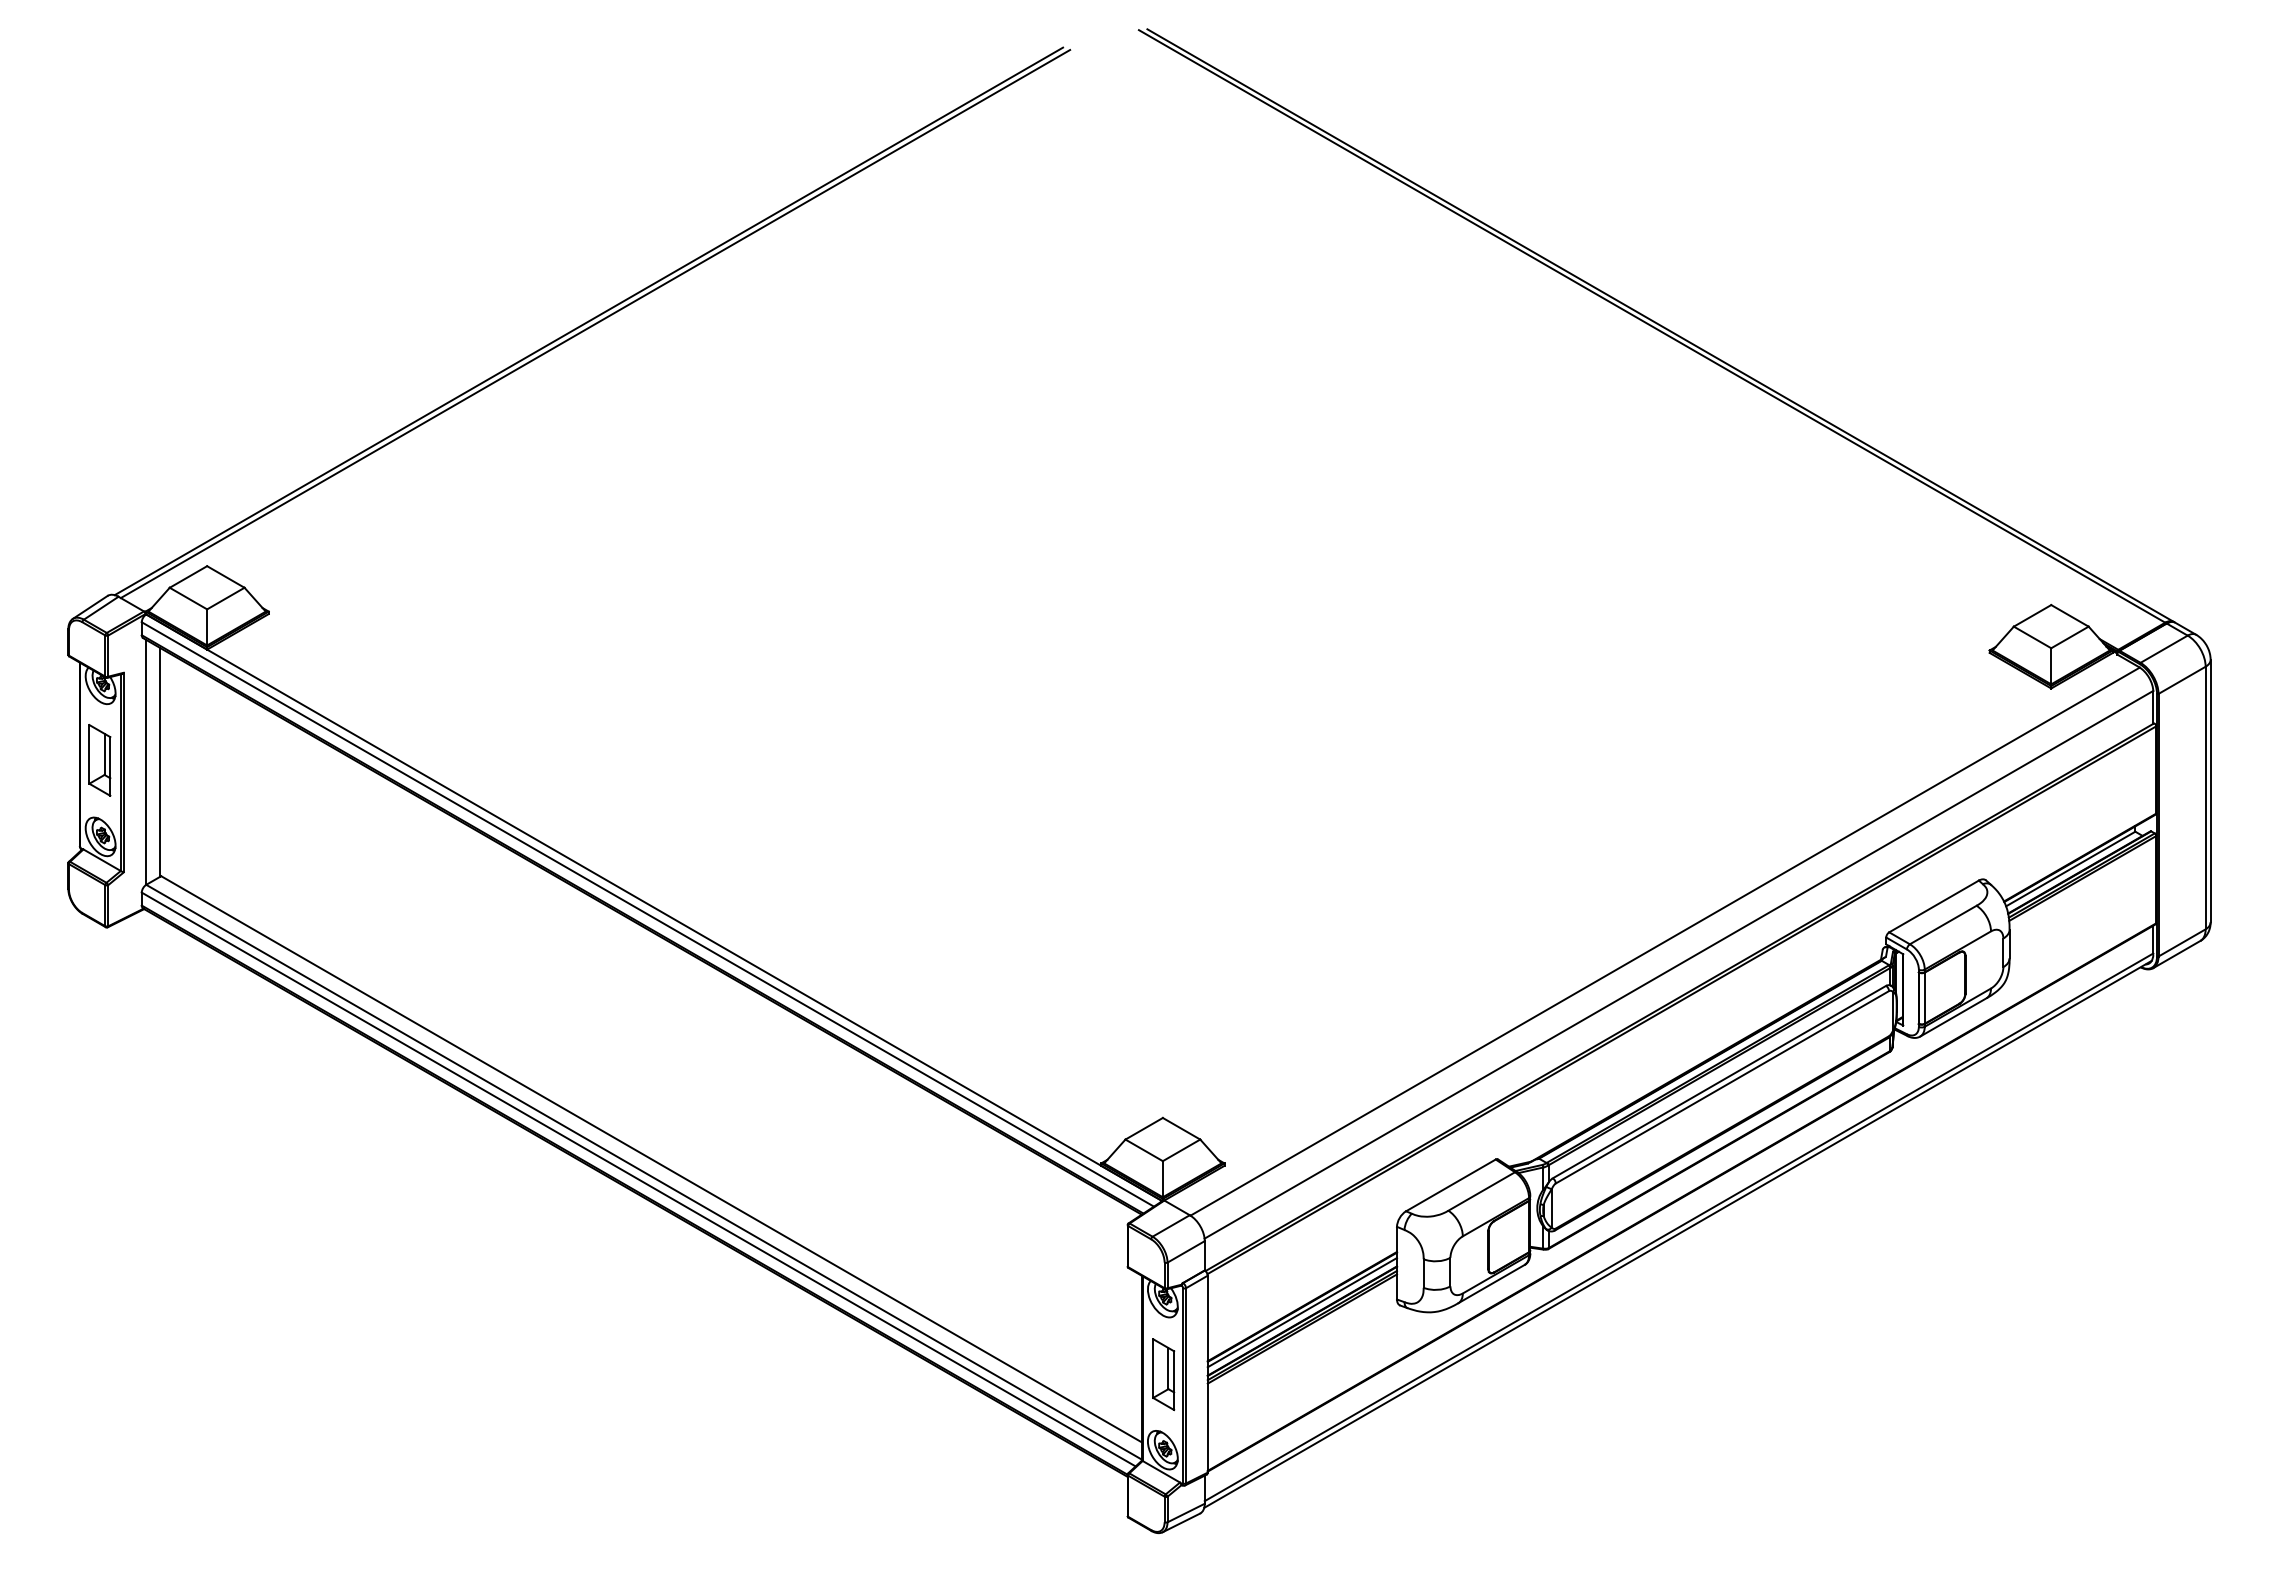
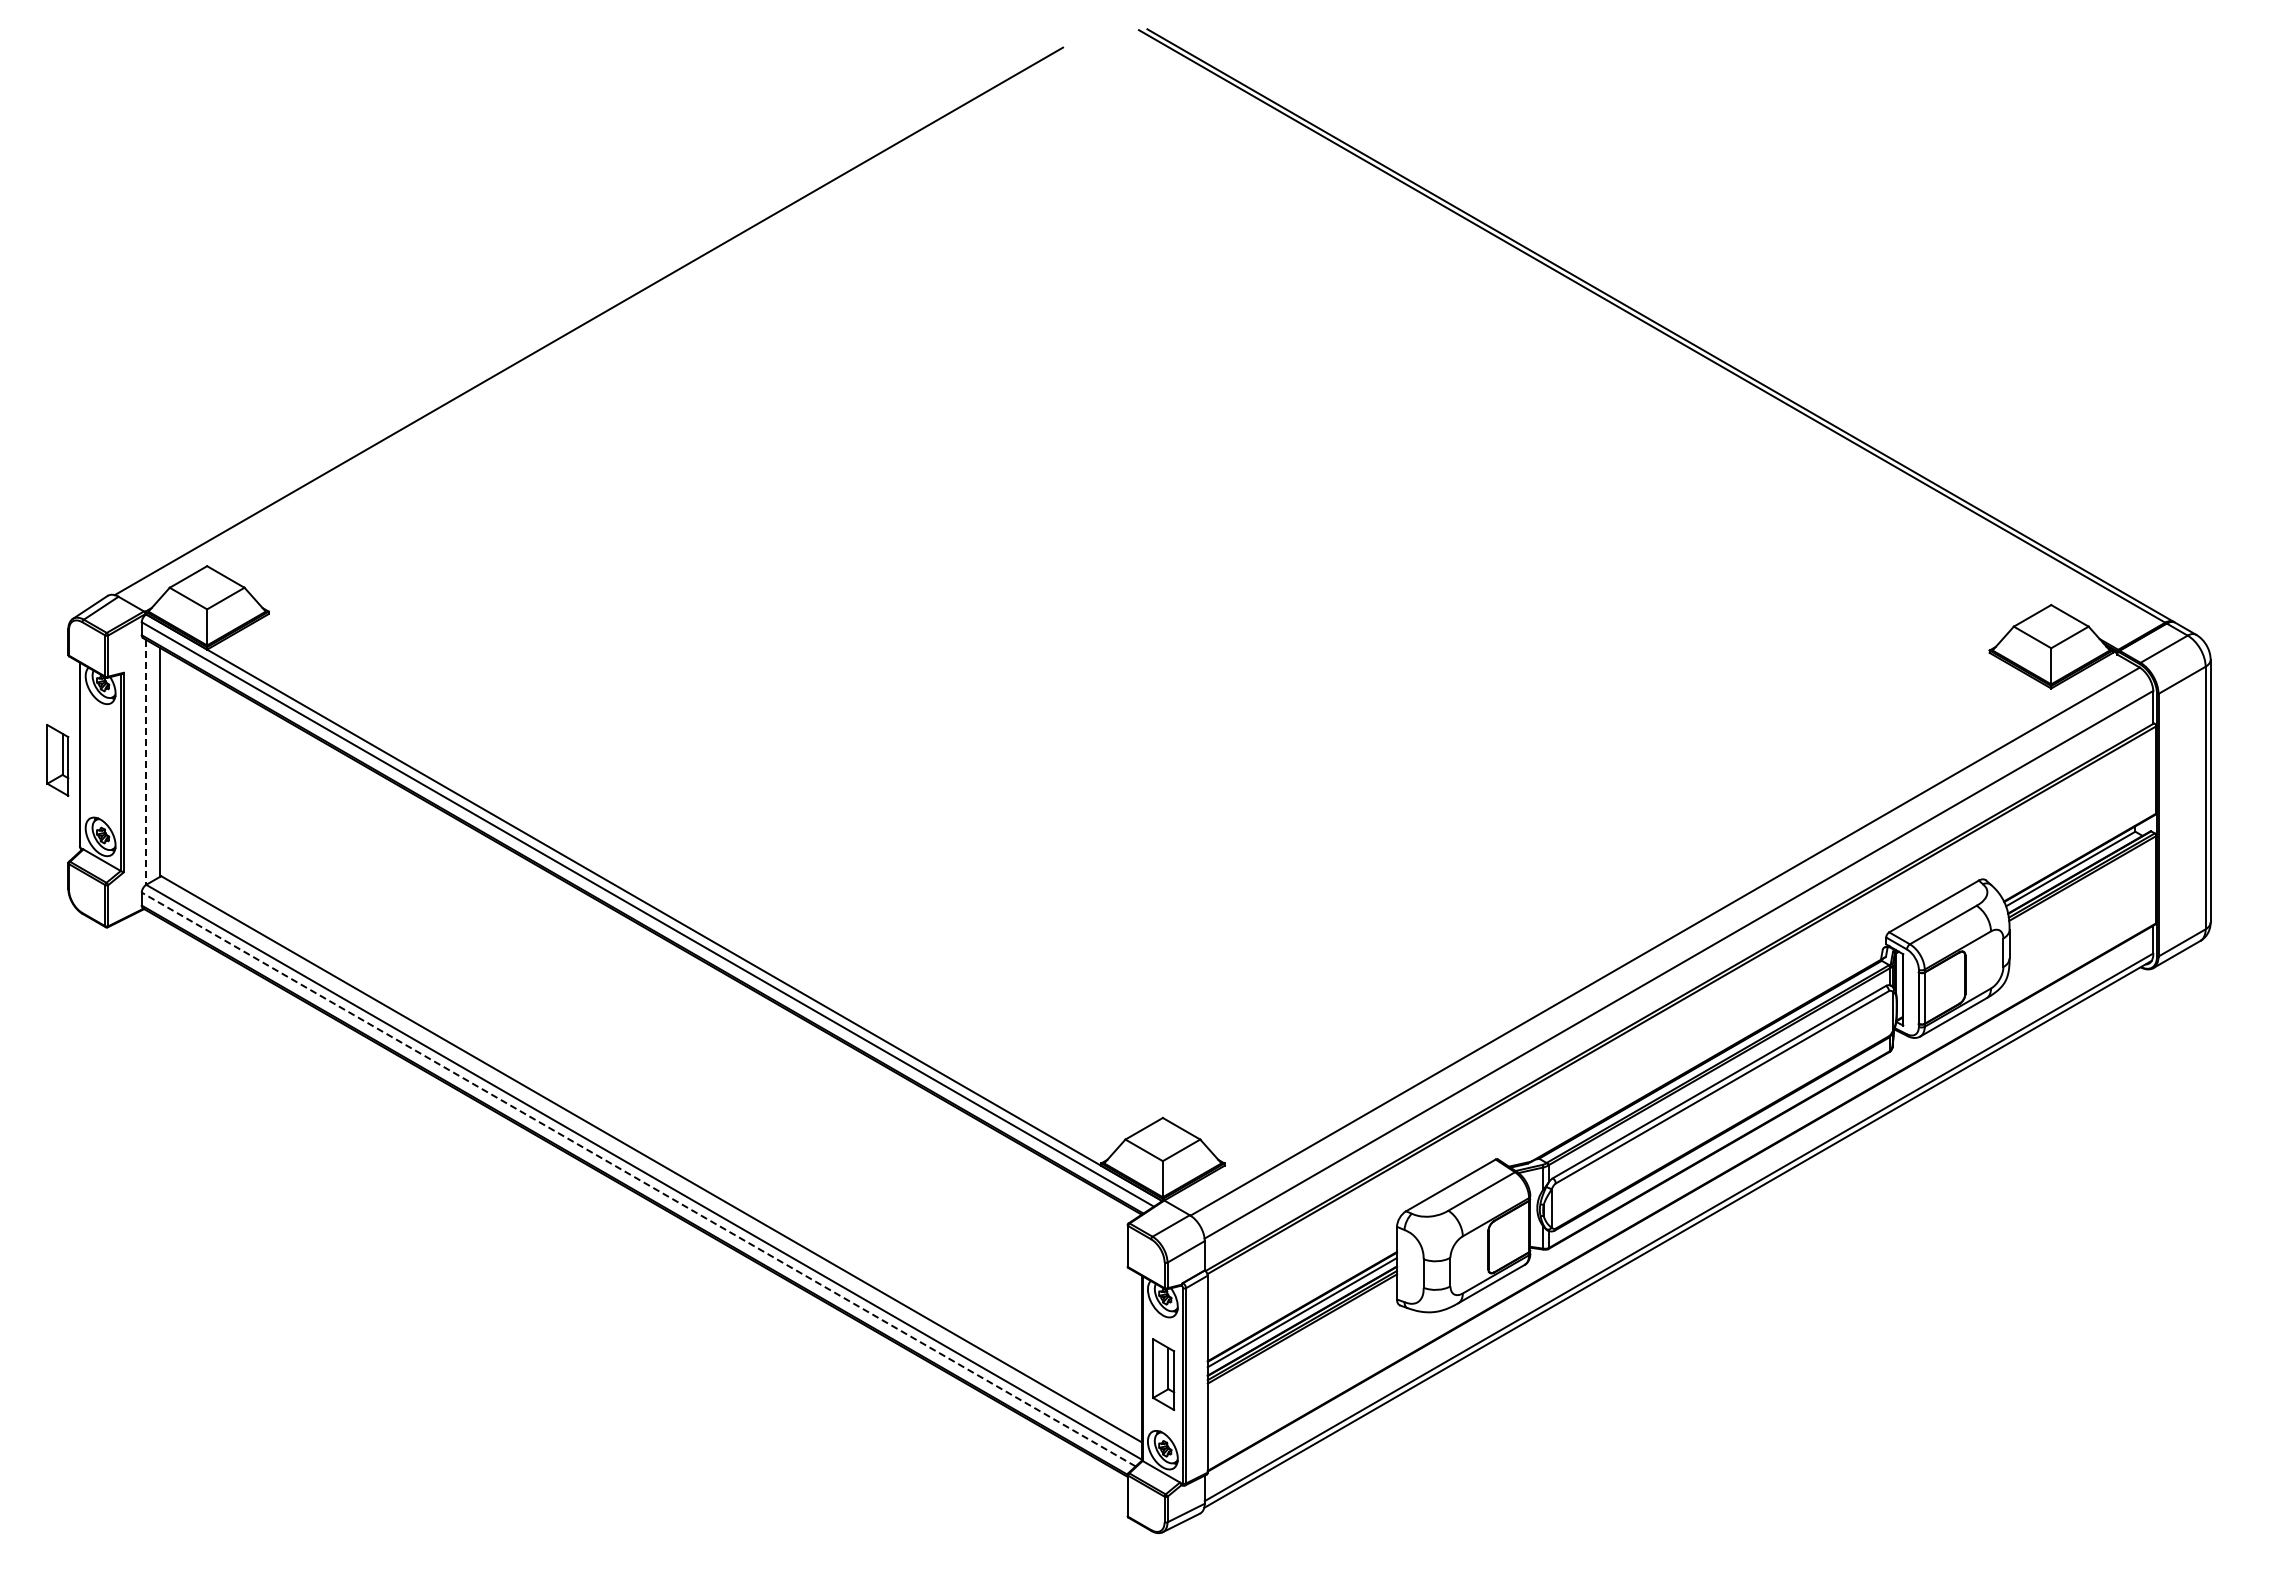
line: present -> none (595, 324)
part position: (99, 760) -> (57, 760) (57, 760)
line: solid -> dashed (145, 762)
line: solid -> dashed (638, 1179)
